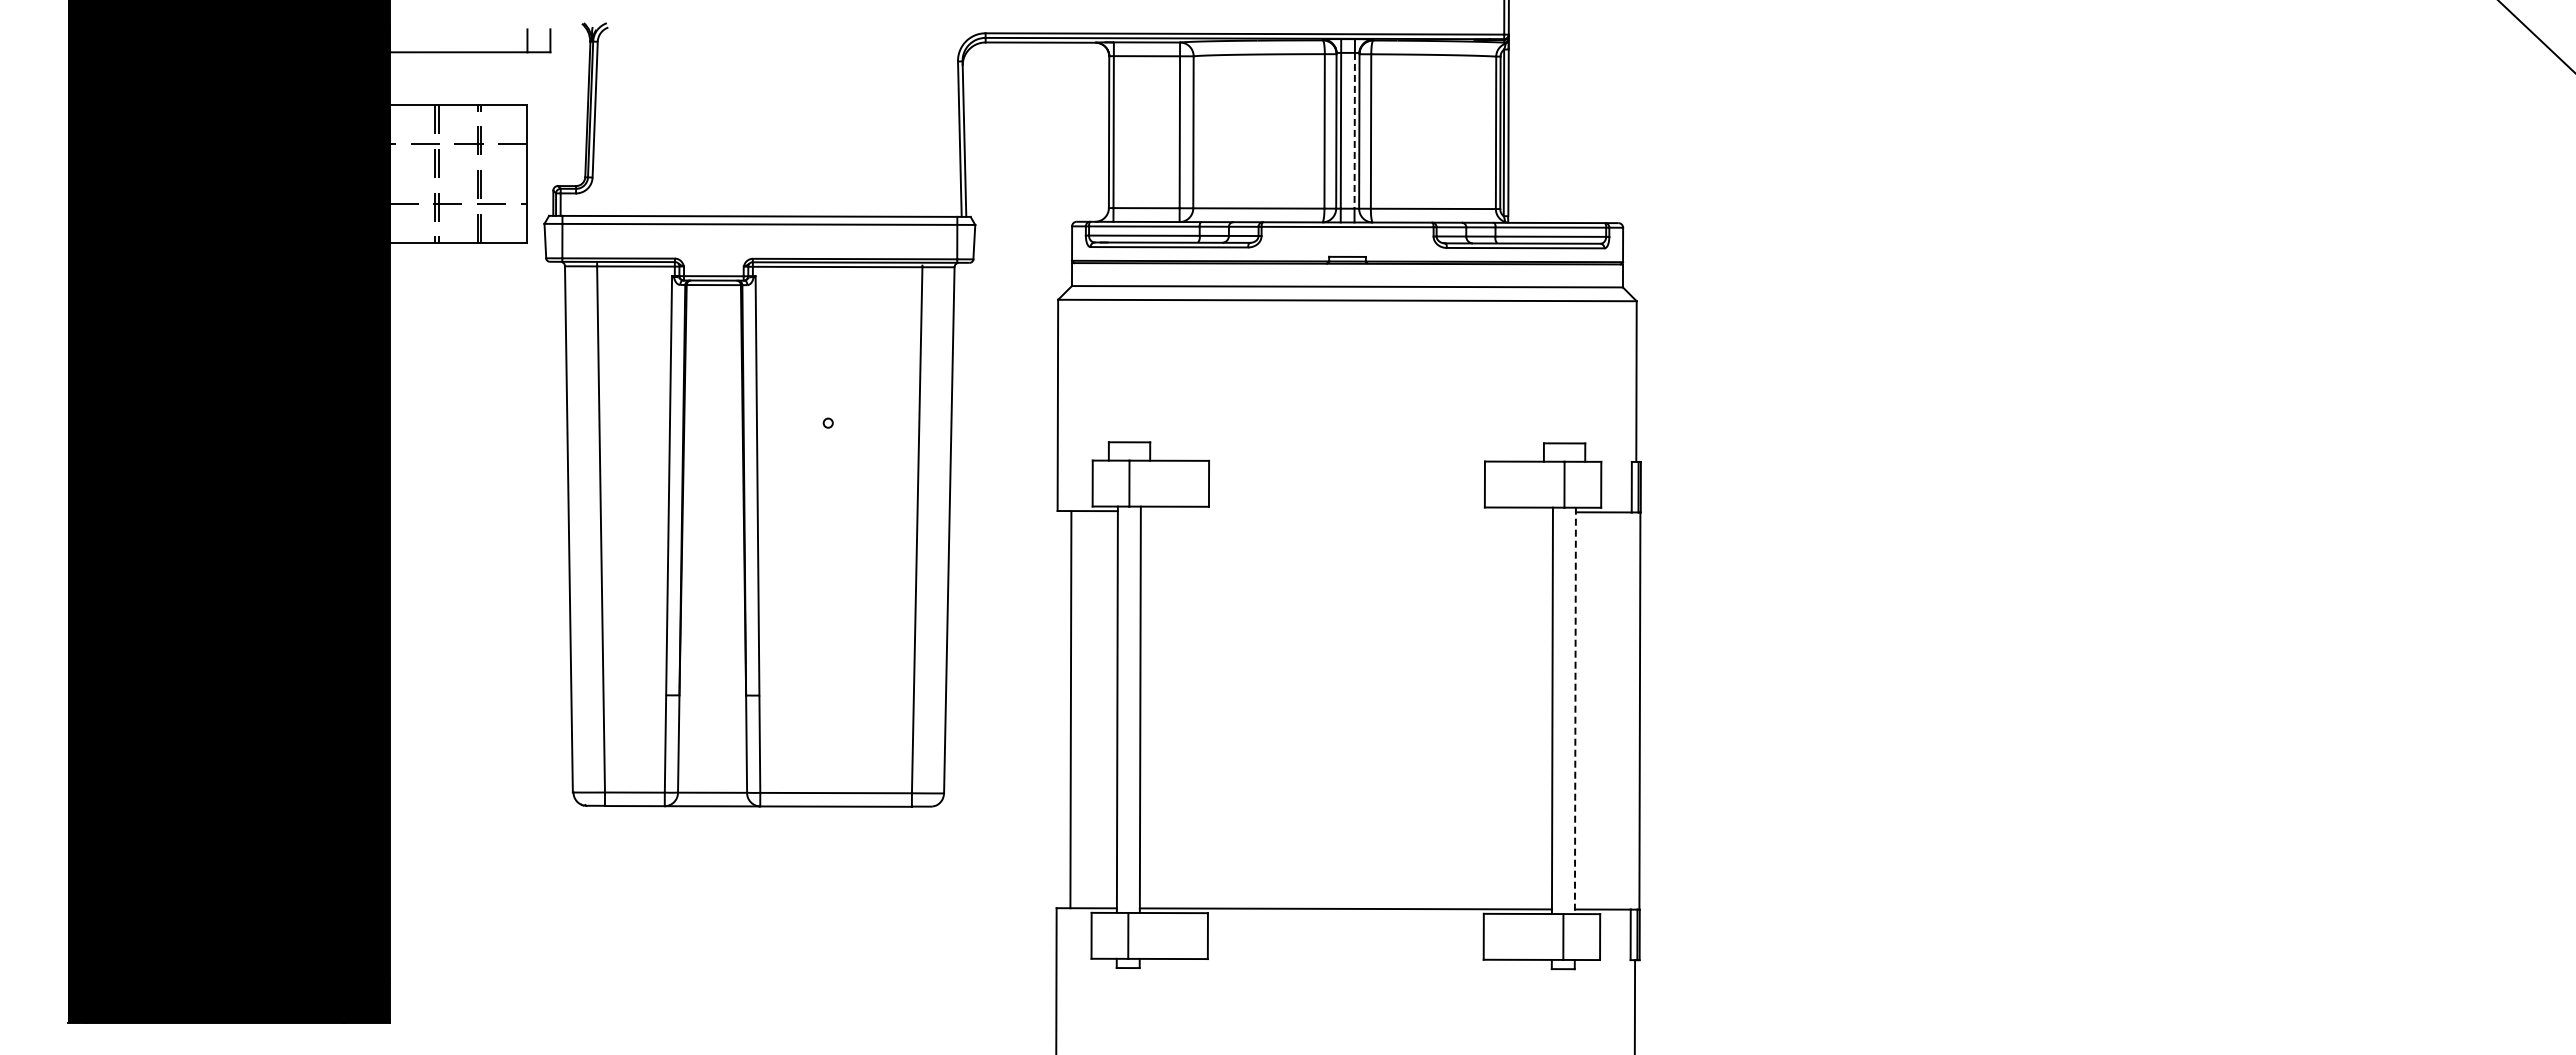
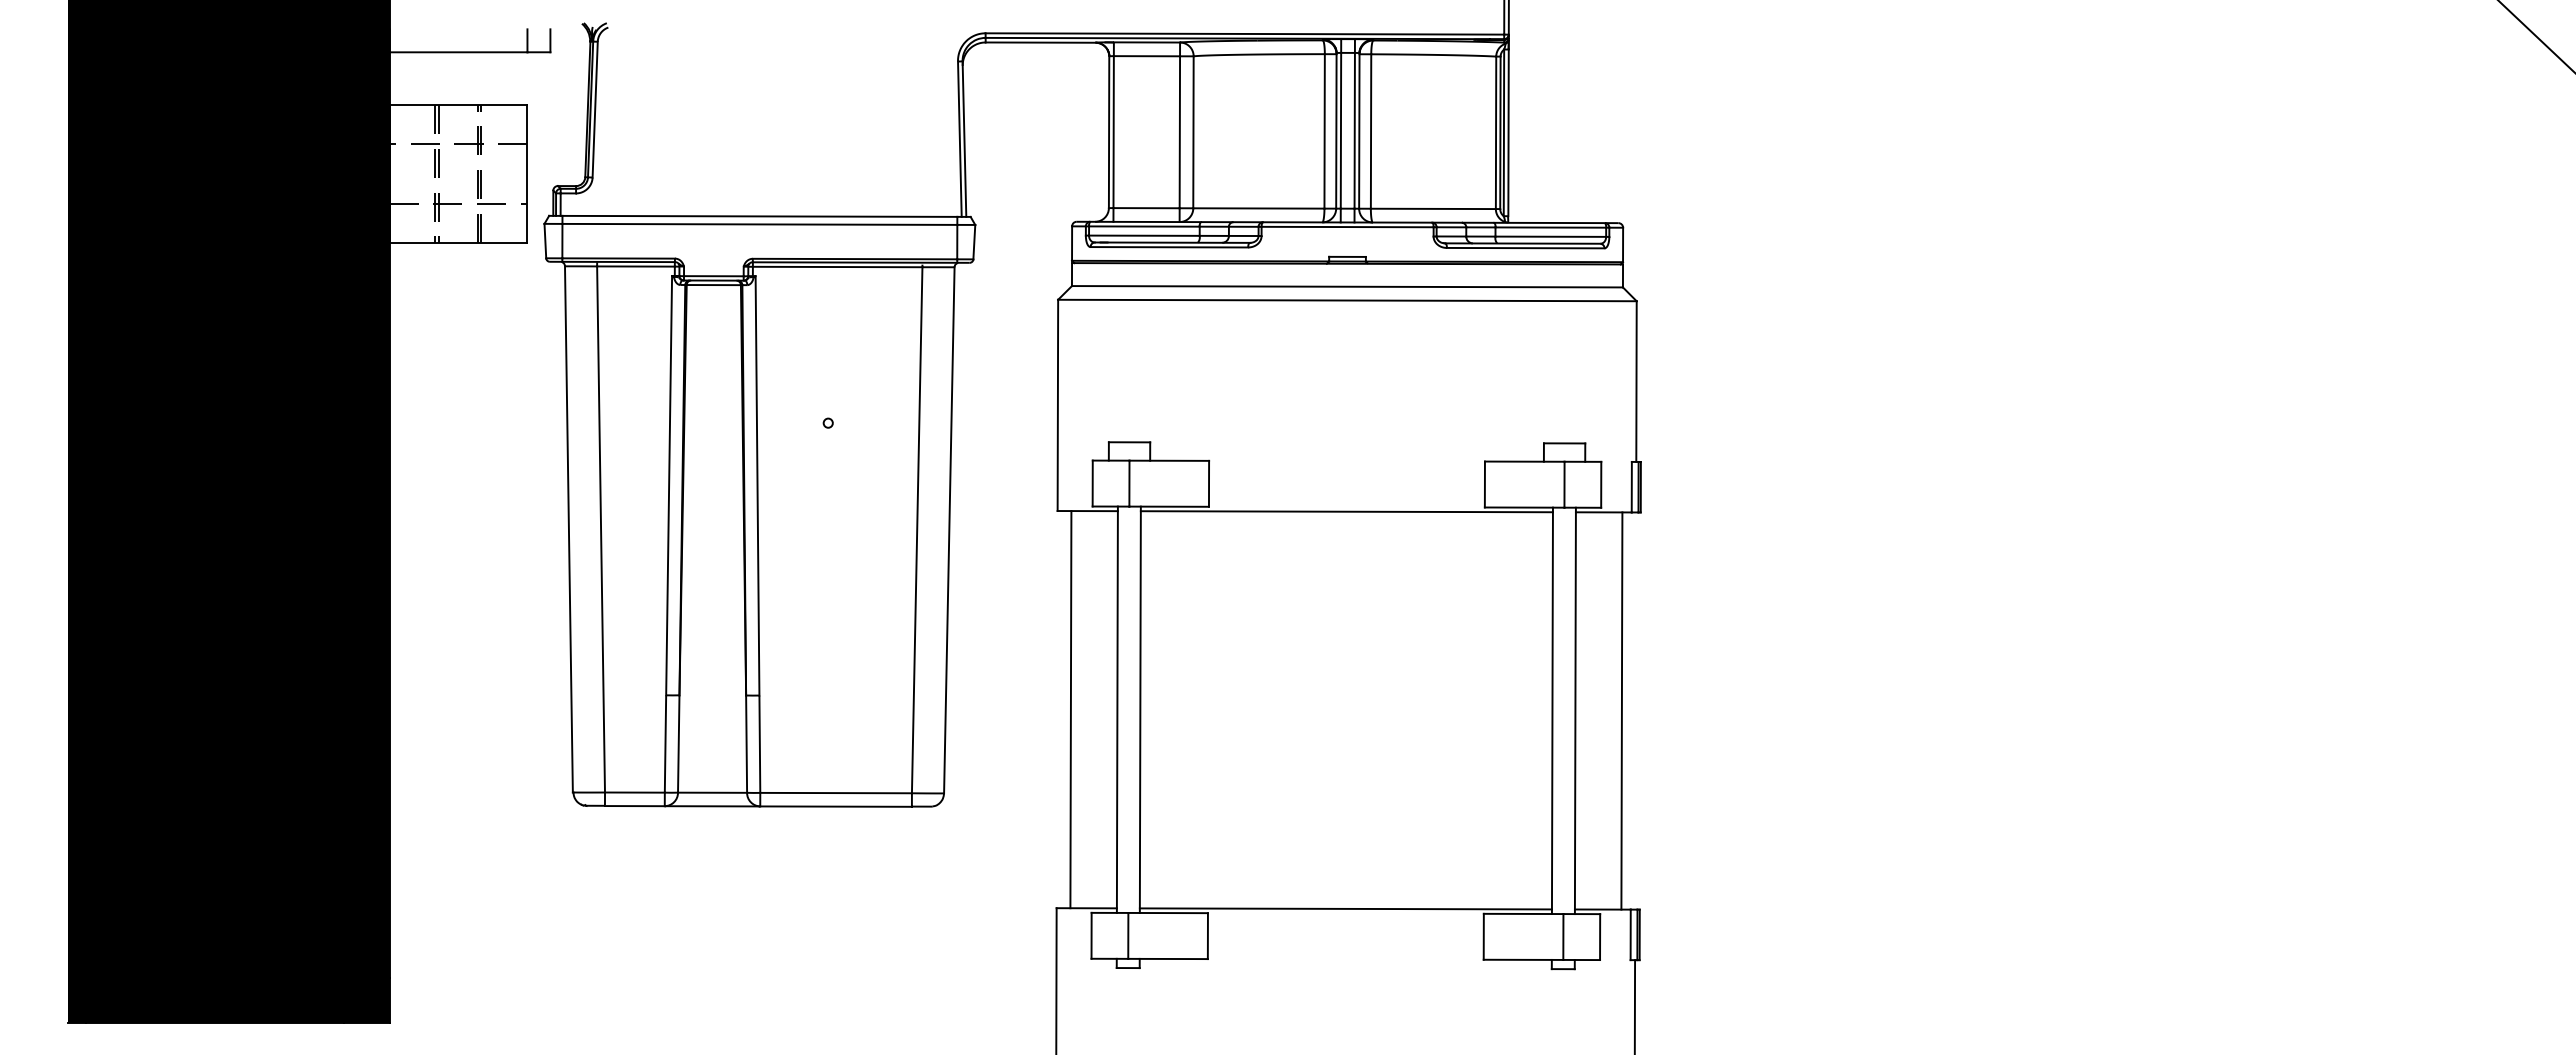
line: dashed -> solid (1354, 130)
line: none -> present (1346, 511)
line position: (1639, 710) -> (1621, 710) (1621, 710)
line: dashed -> solid (1575, 711)
